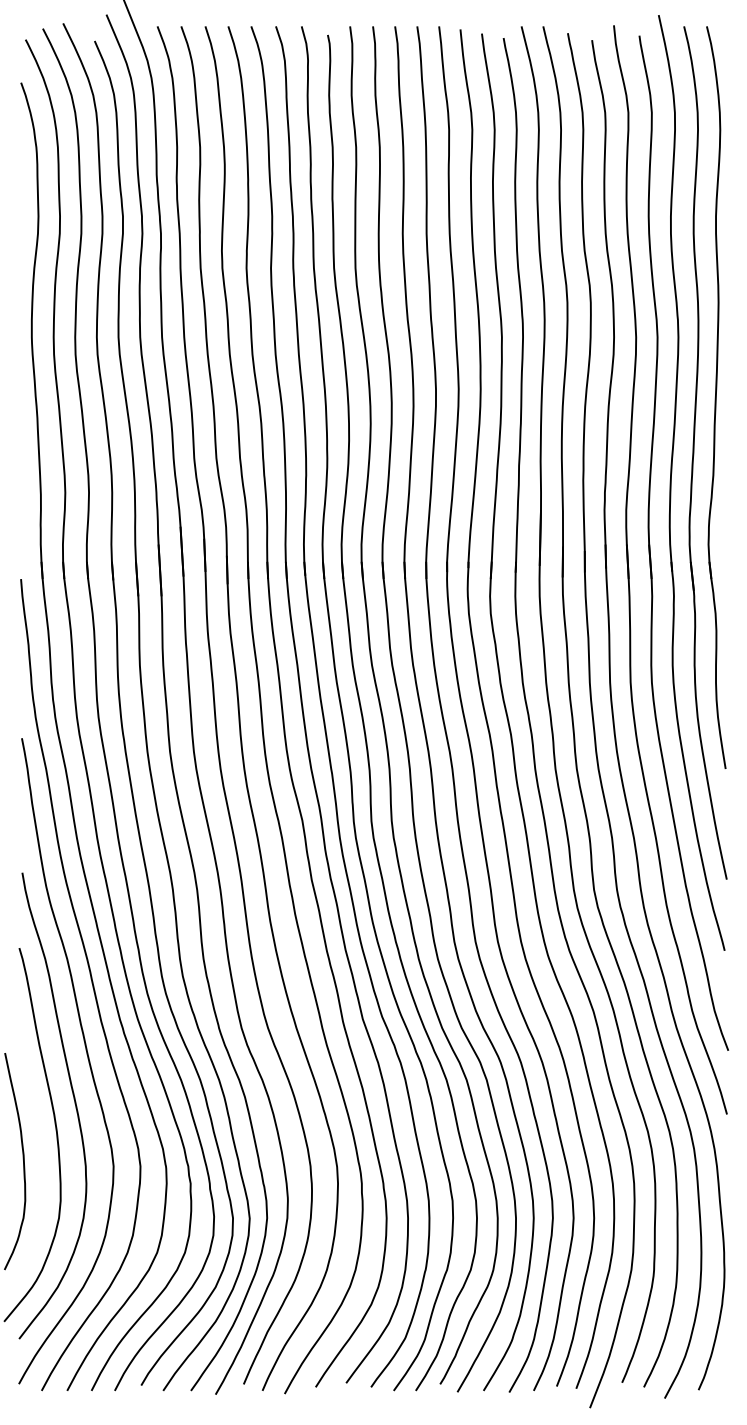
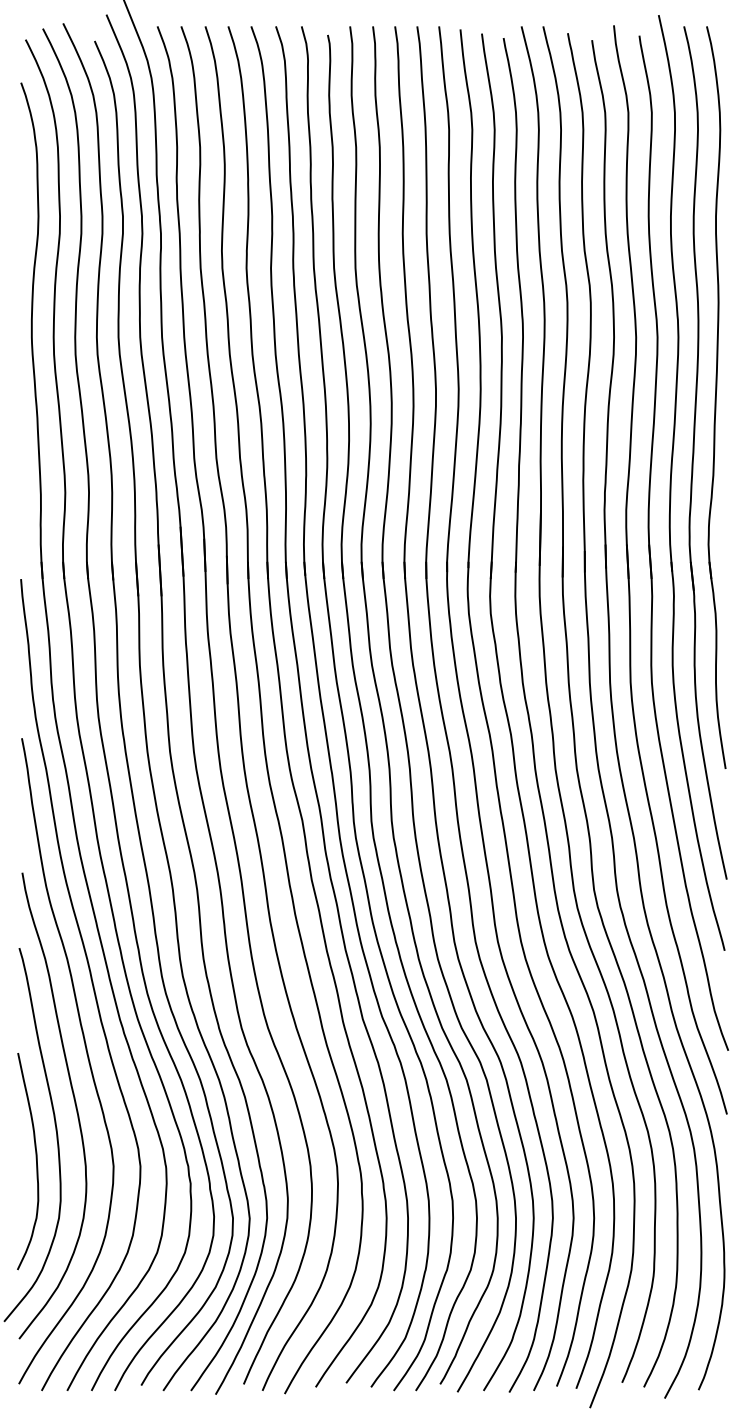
curve position: (22, 1158) -> (35, 1158) (35, 1158)
